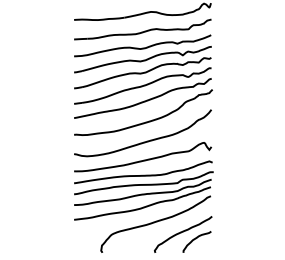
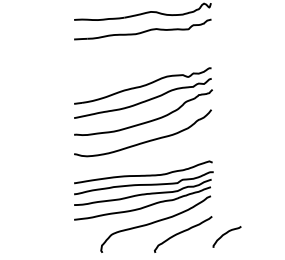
part: present -> none (142, 61)
curve: present -> none (143, 159)
curve position: (196, 239) -> (226, 234) (226, 234)
